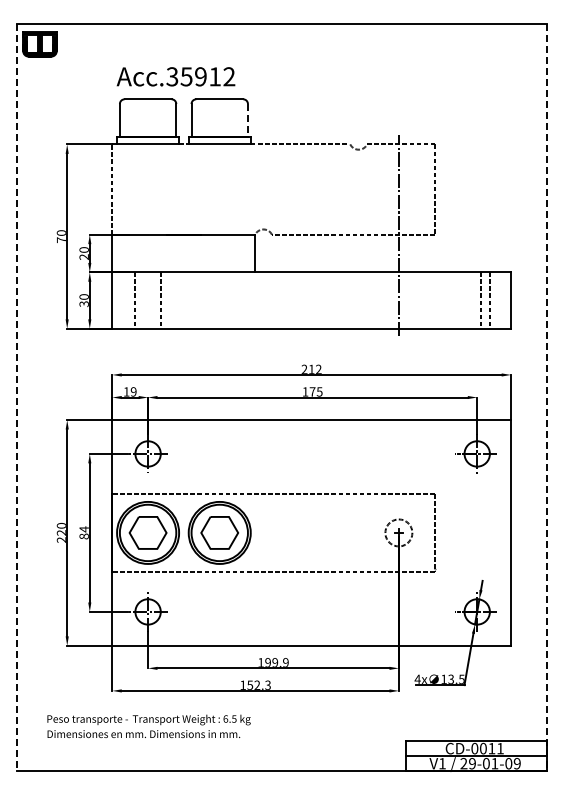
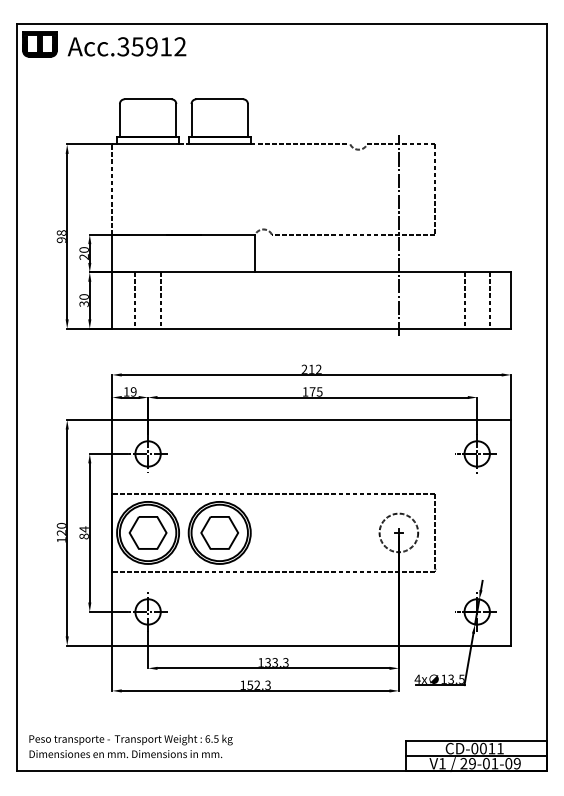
text position: (175, 76) -> (126, 46) (126, 46)
line: dashed -> solid (247, 120)
text: 70 -> 98 (60, 236)
line position: (480, 300) -> (464, 300) (464, 300)
line: dashed -> solid (16, 397)
line: dashed -> solid (547, 397)
circle diameter: 27 px -> 39 px (398, 532)
text: 220 -> 120 (60, 539)
text: 199.9 -> 133.3 (276, 662)
text position: (148, 726) -> (130, 746) (130, 746)
